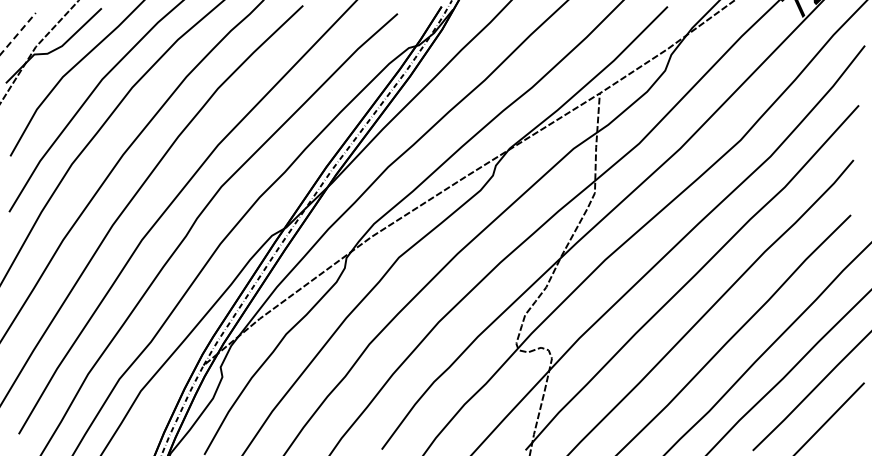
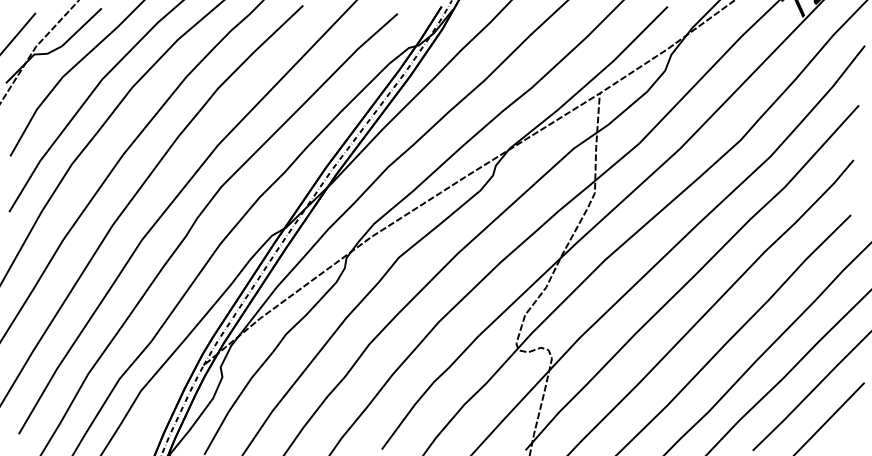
line: dashed -> solid (18, 33)
